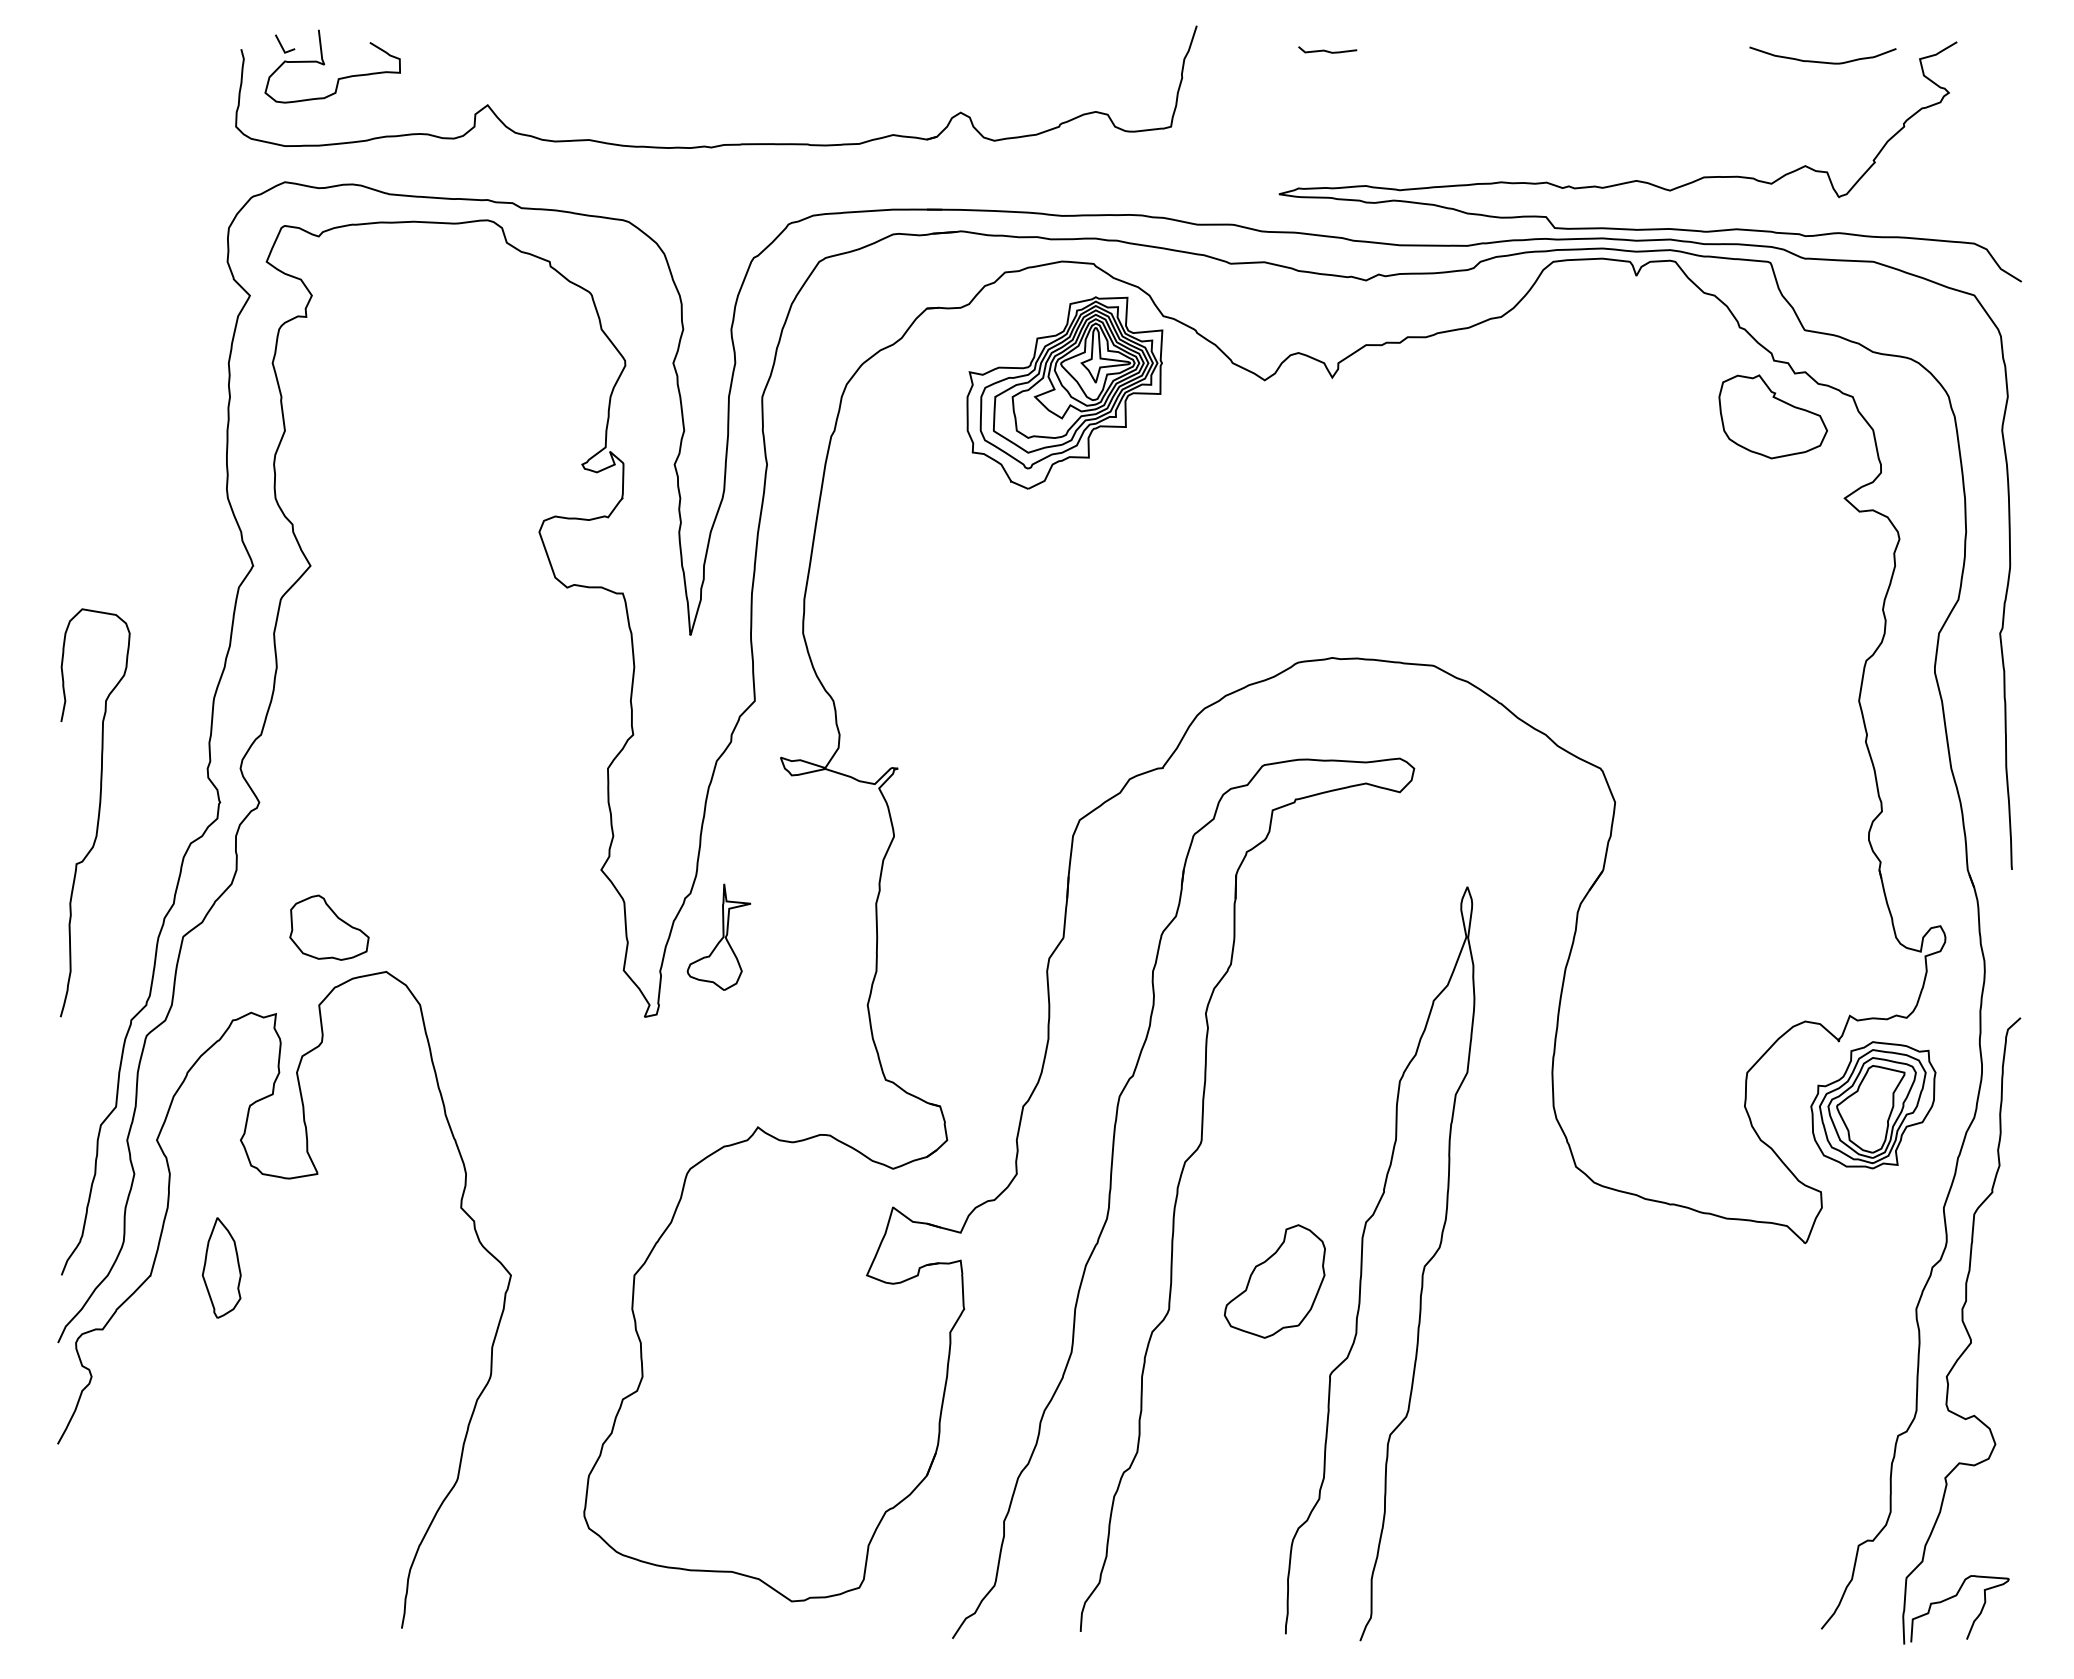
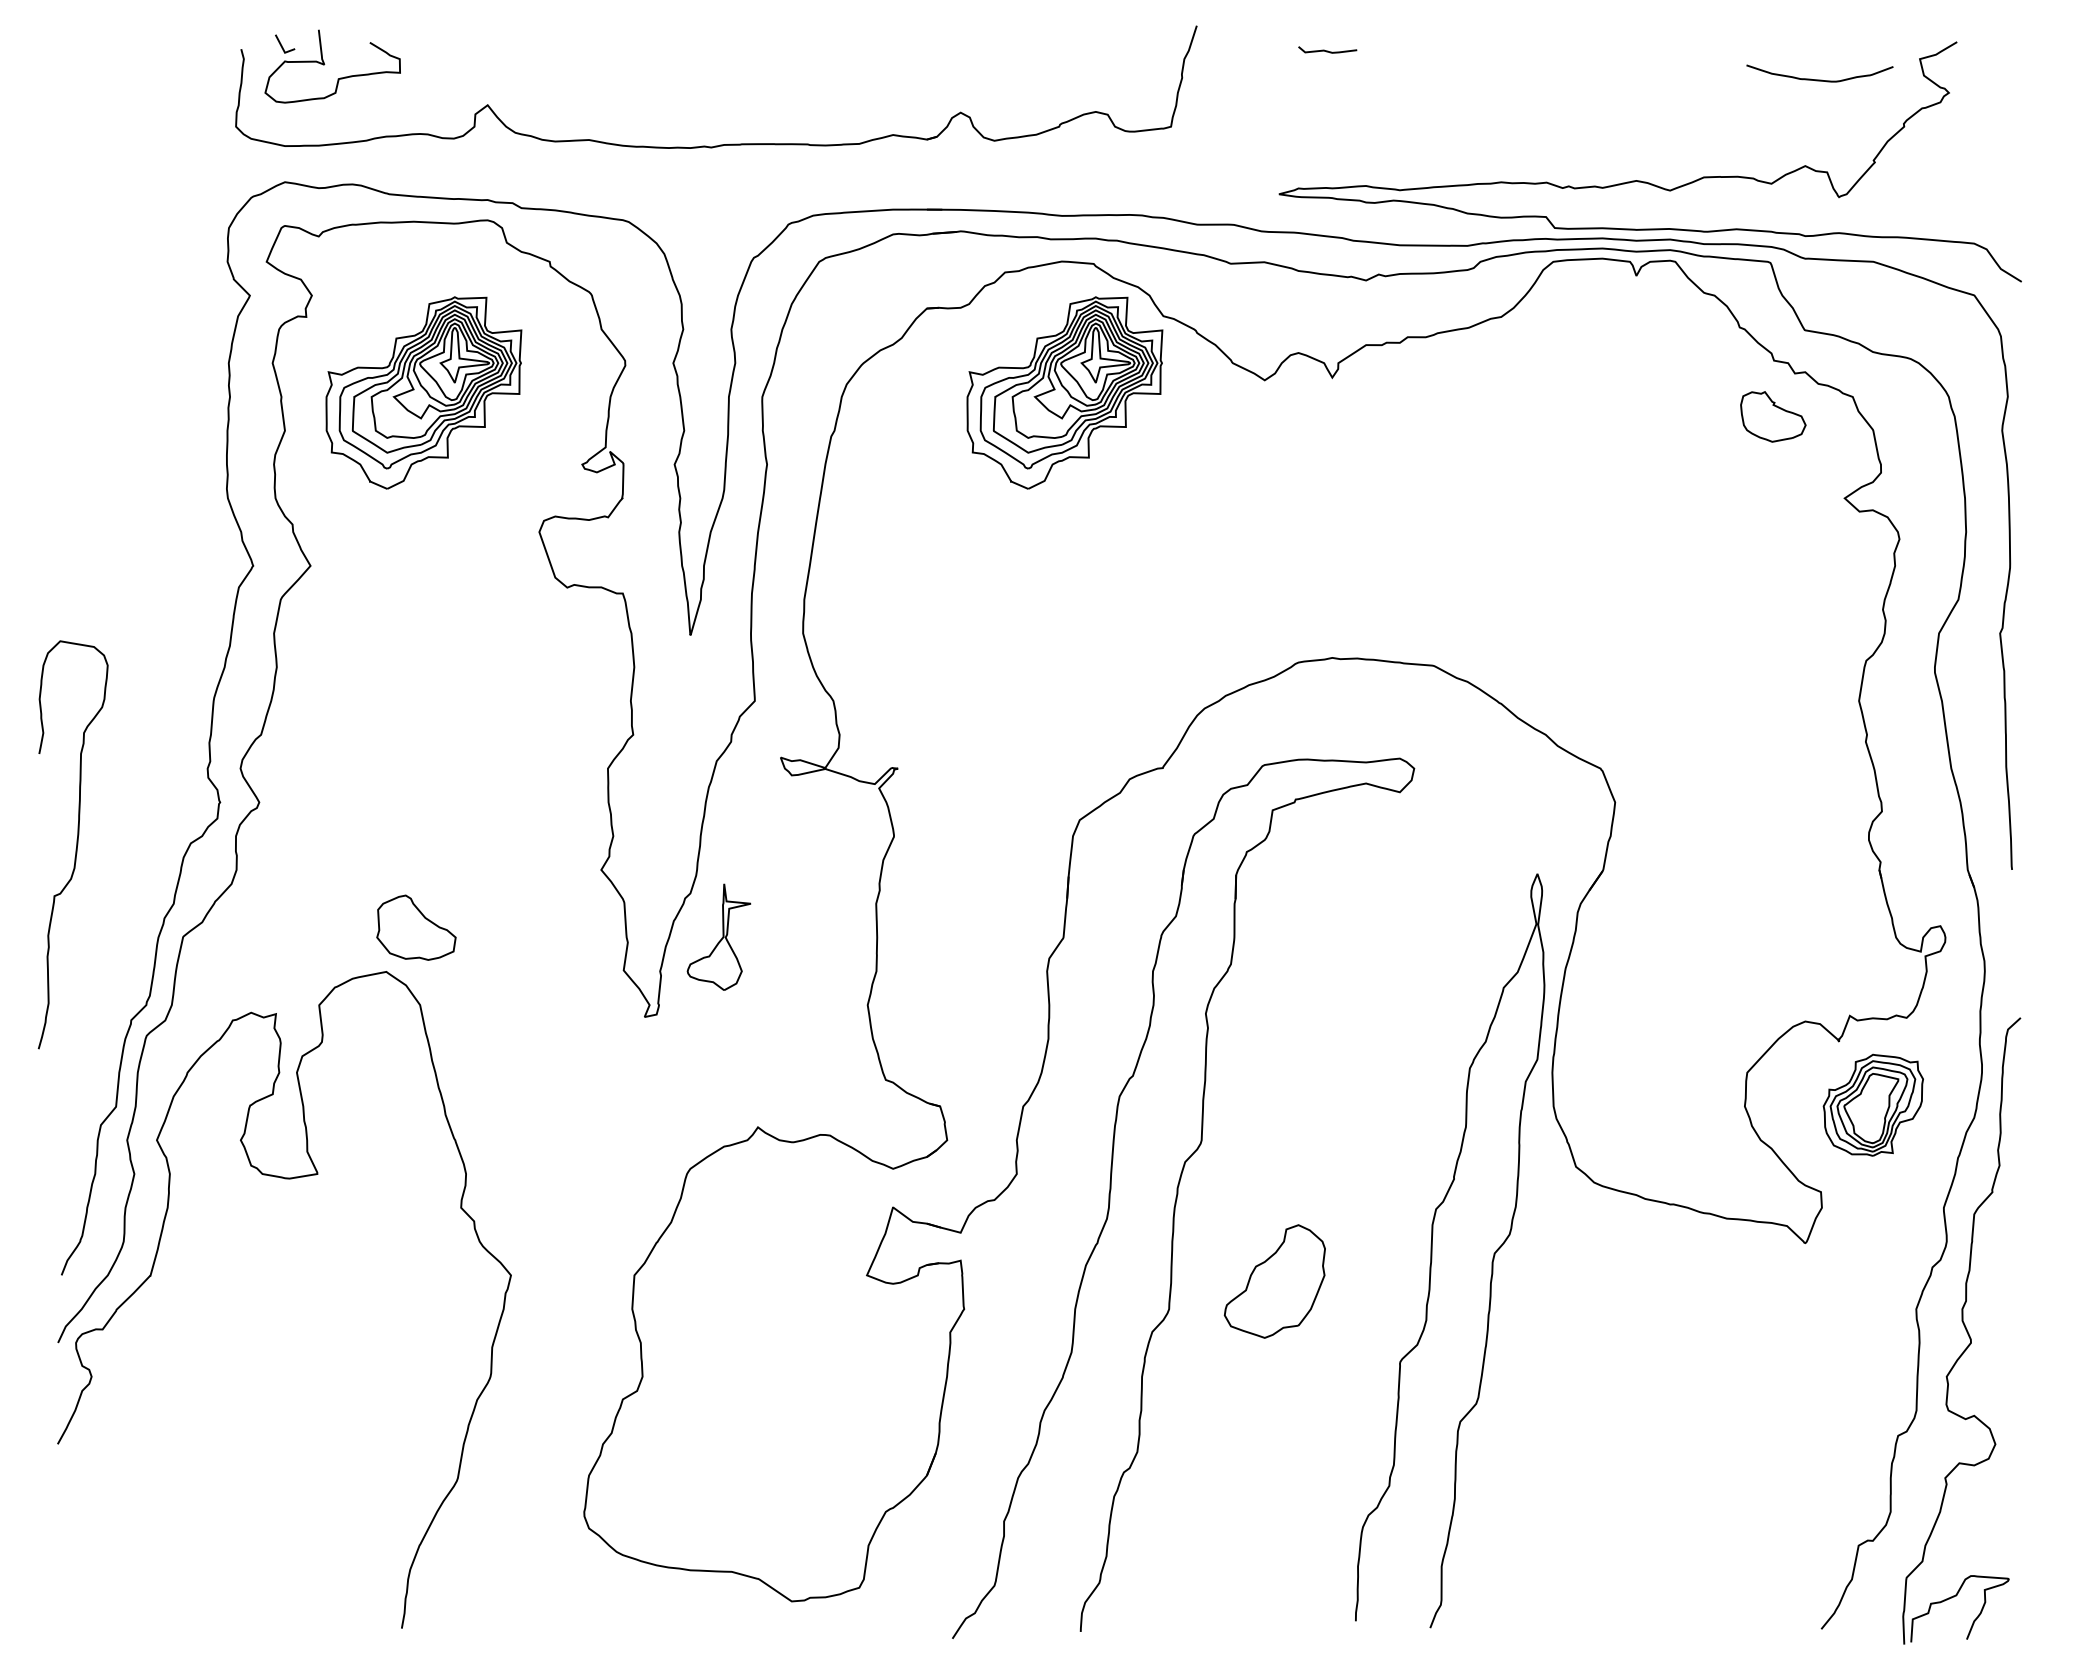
curve position: (1822, 61) -> (1819, 79) (1819, 79)
part: none -> present (423, 392)
part size: 111x86 px -> 67x52 px (1773, 416)
curve position: (98, 812) -> (76, 844) (76, 844)
part position: (329, 927) -> (416, 927) (416, 927)
part size: 127x129 px -> 102x104 px (1872, 1104)
curve position: (1362, 1263) -> (1432, 1250) (1432, 1250)
part: present -> none (221, 1267)
